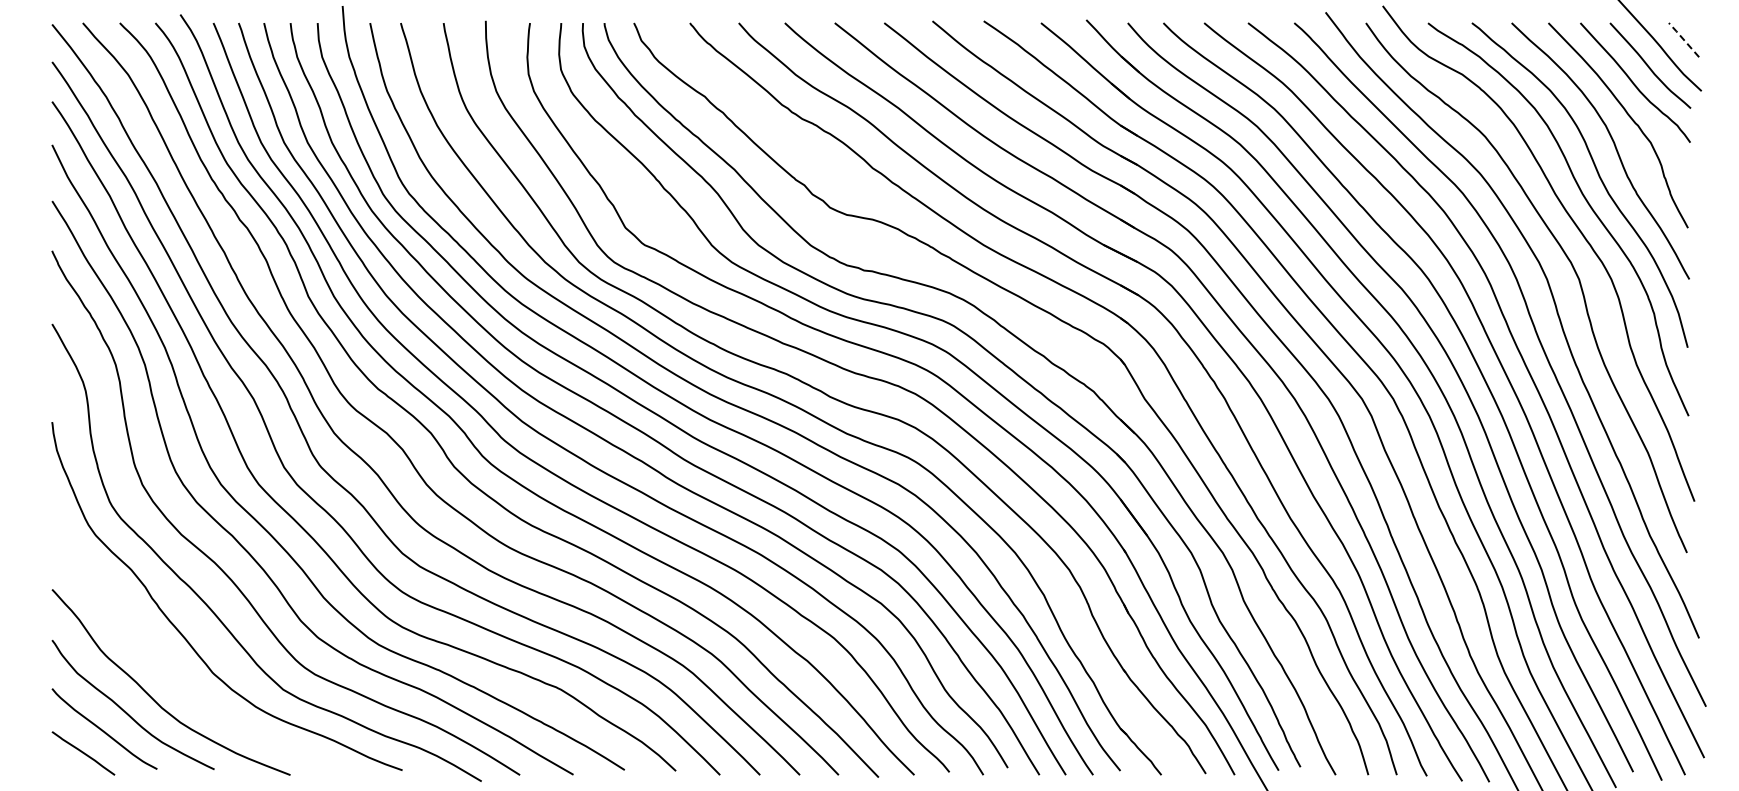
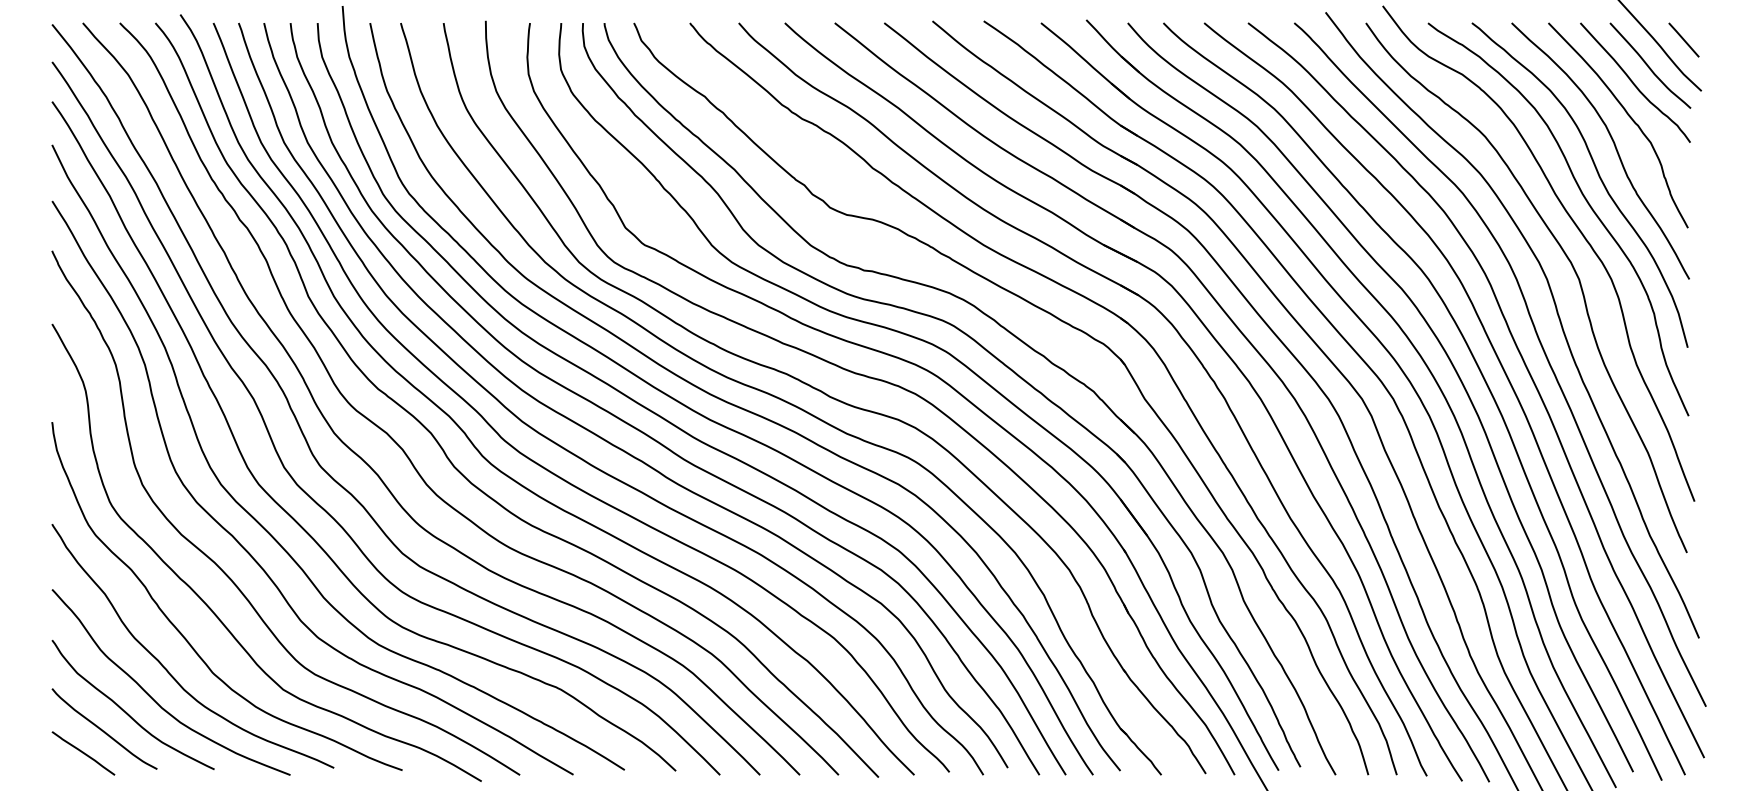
line: dashed -> solid (1683, 39)
curve: none -> present (168, 670)
